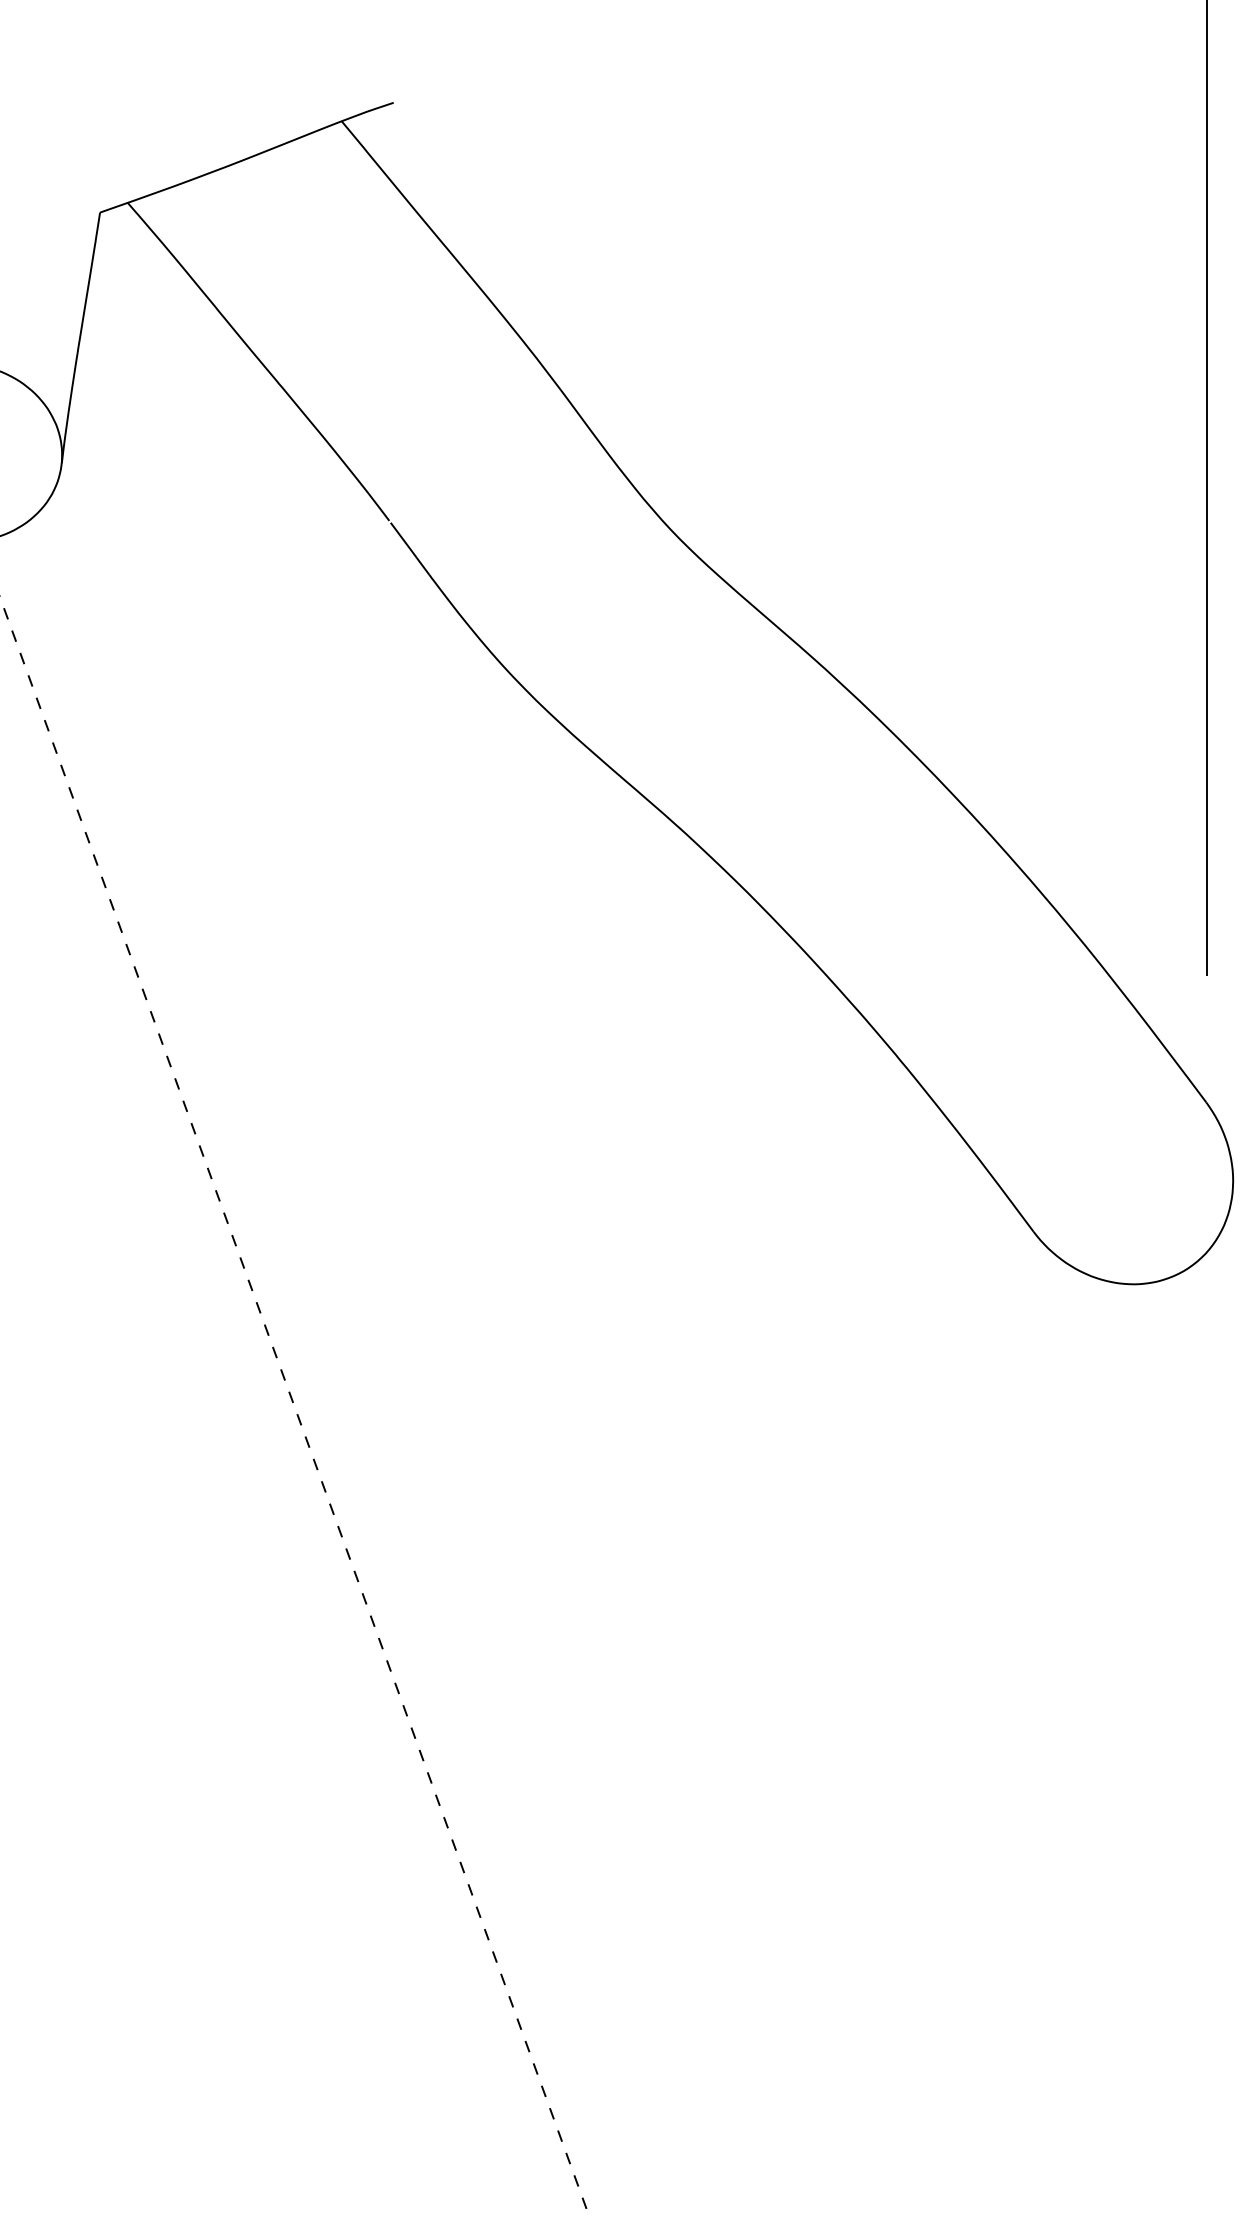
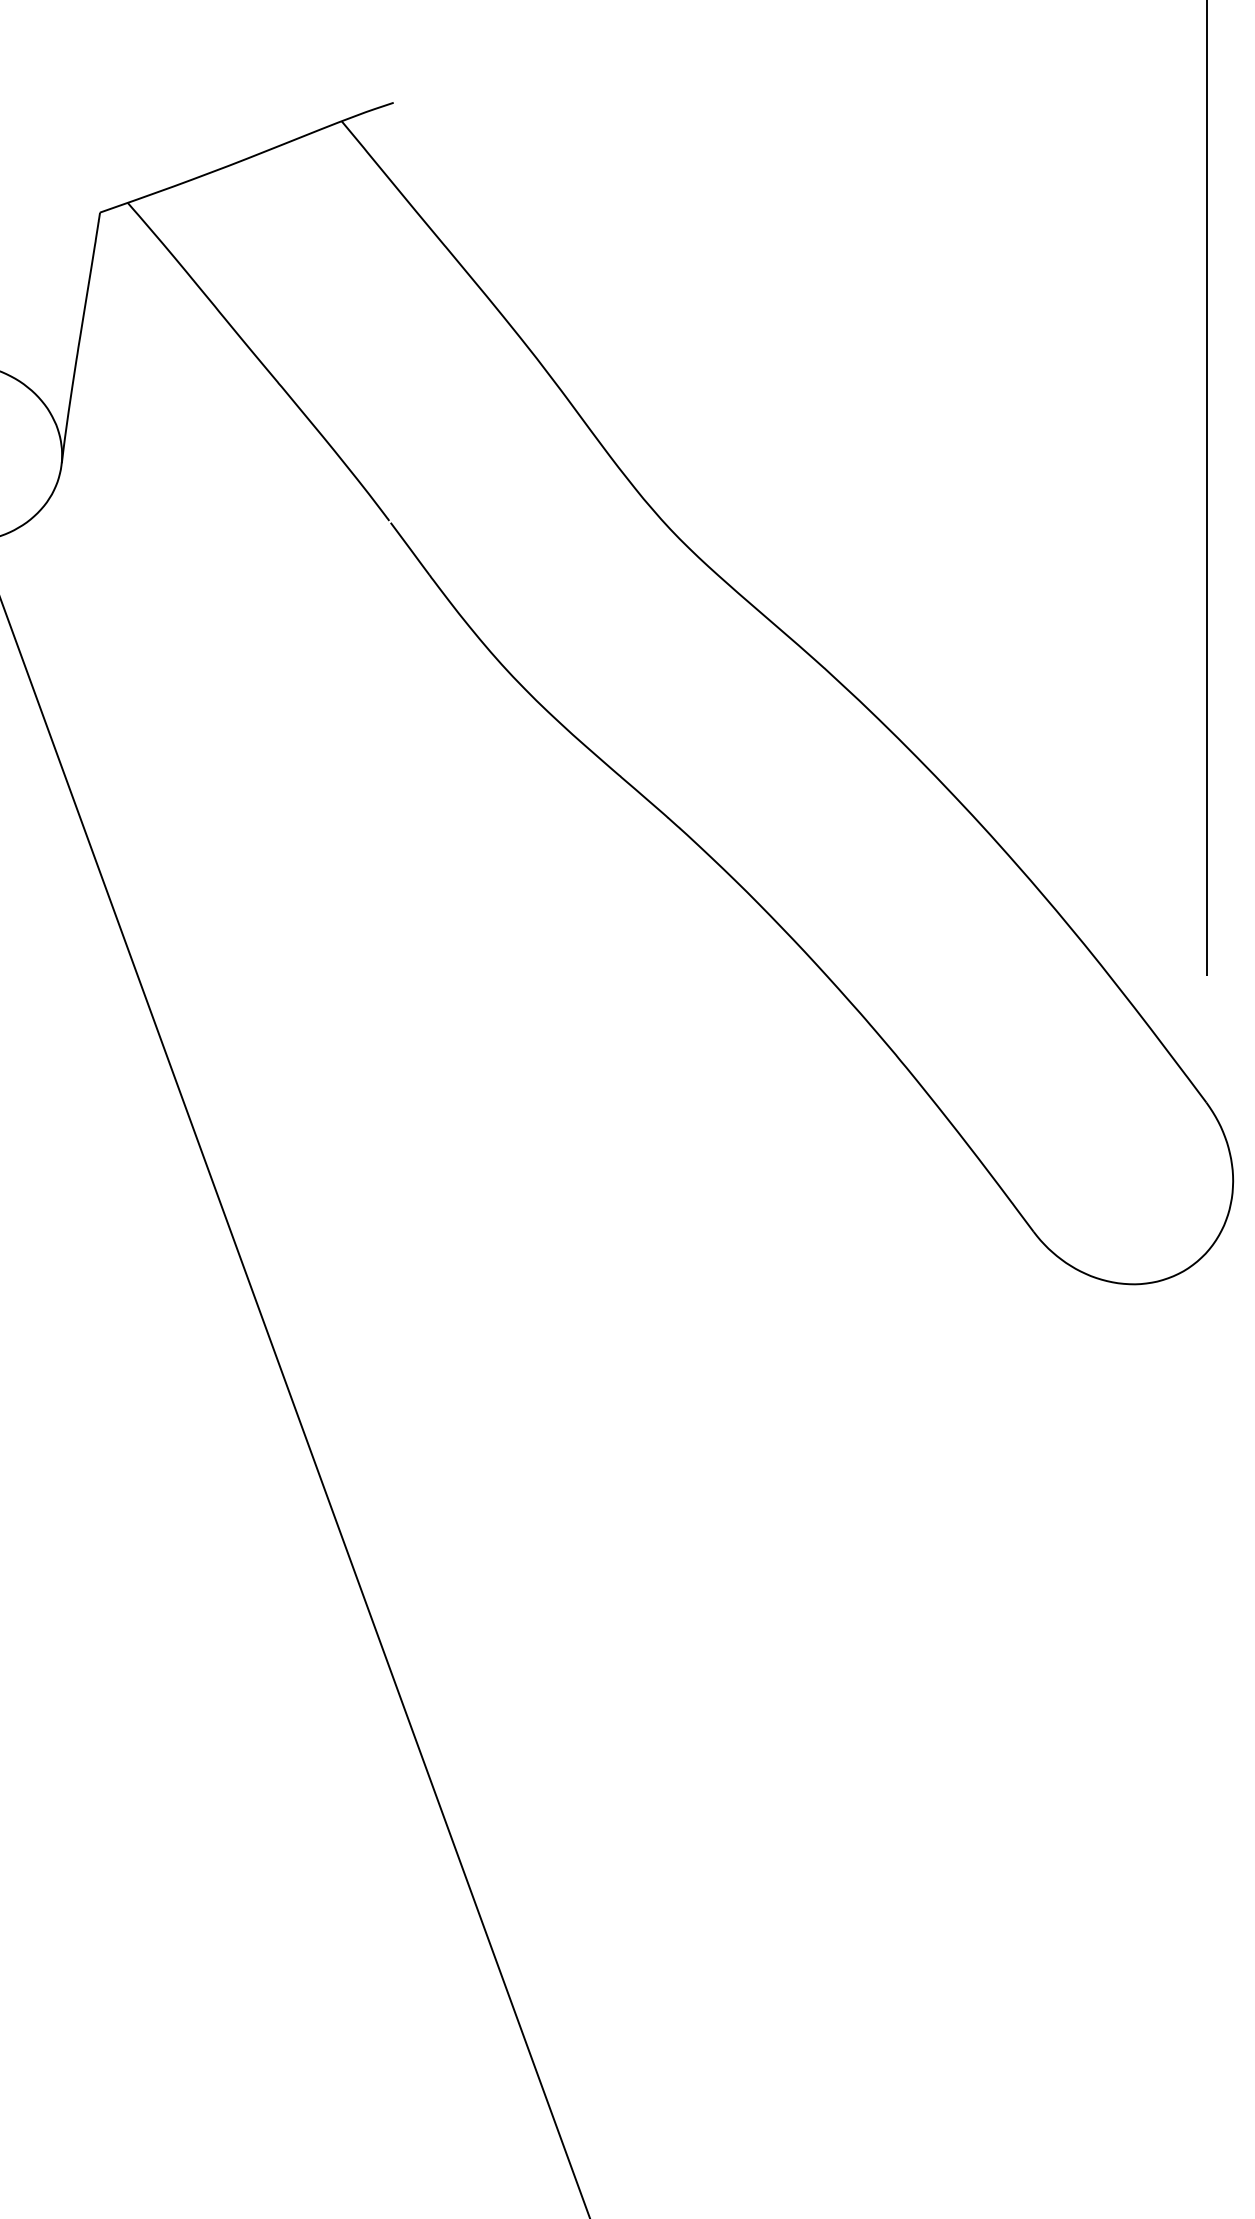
line: dashed -> solid (295, 1408)
